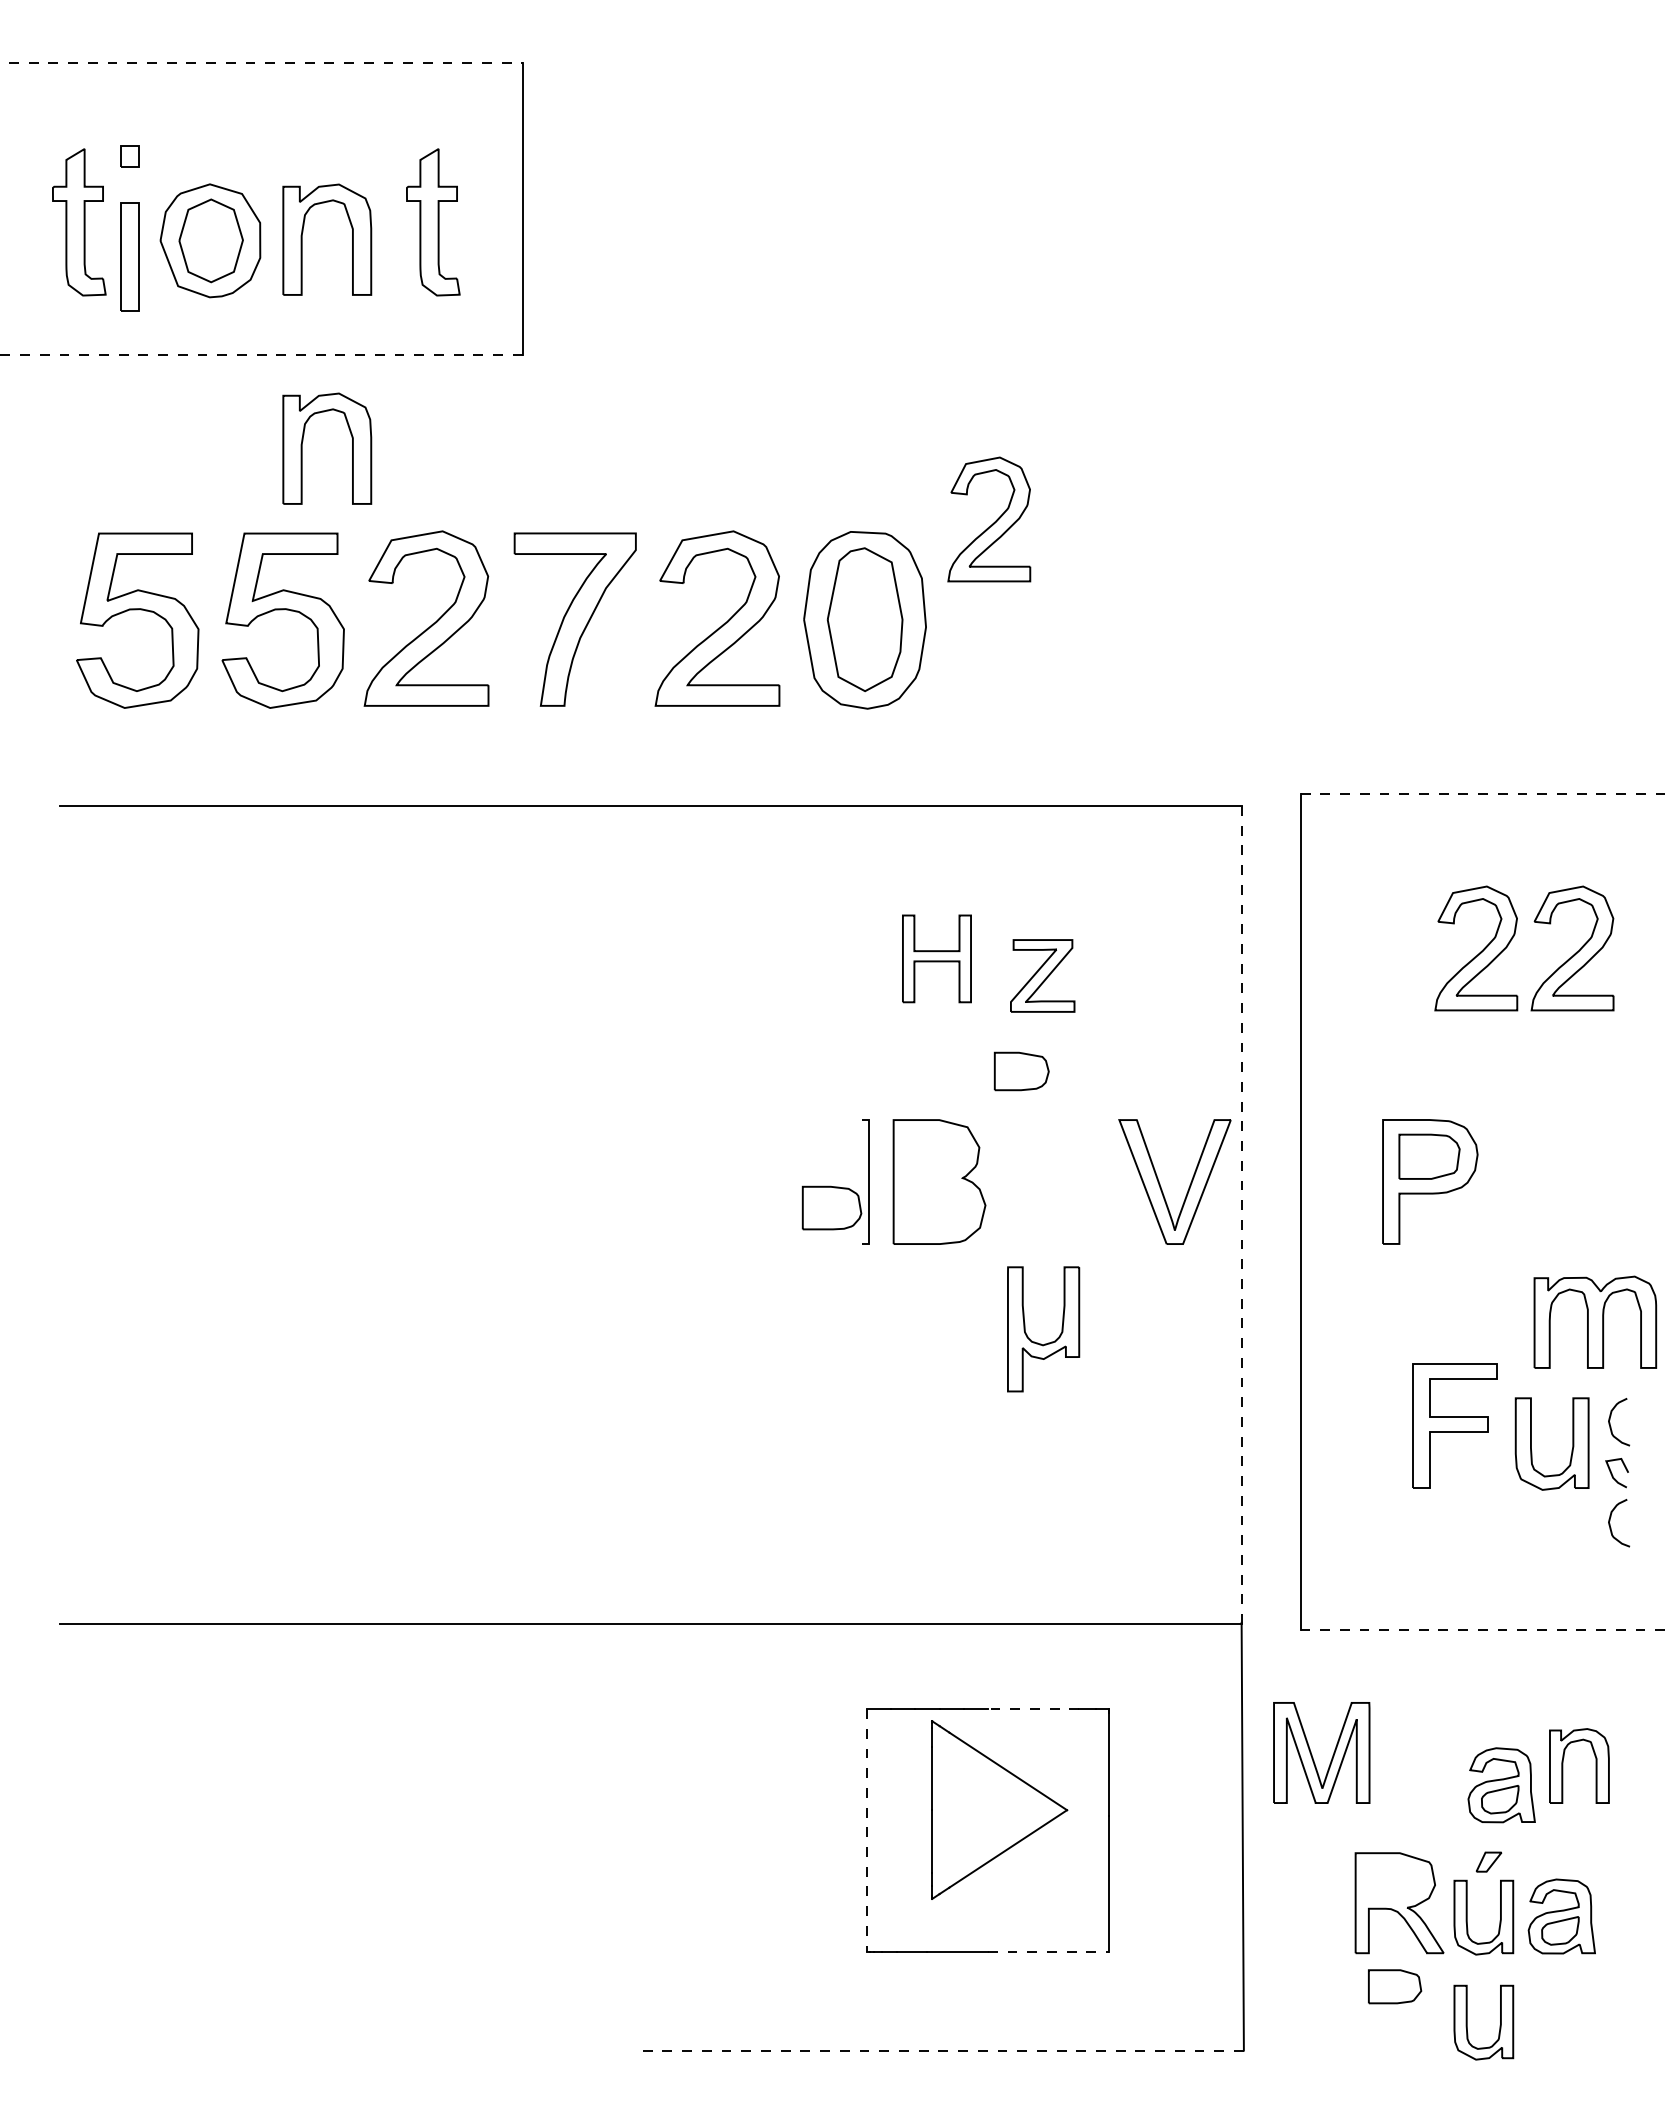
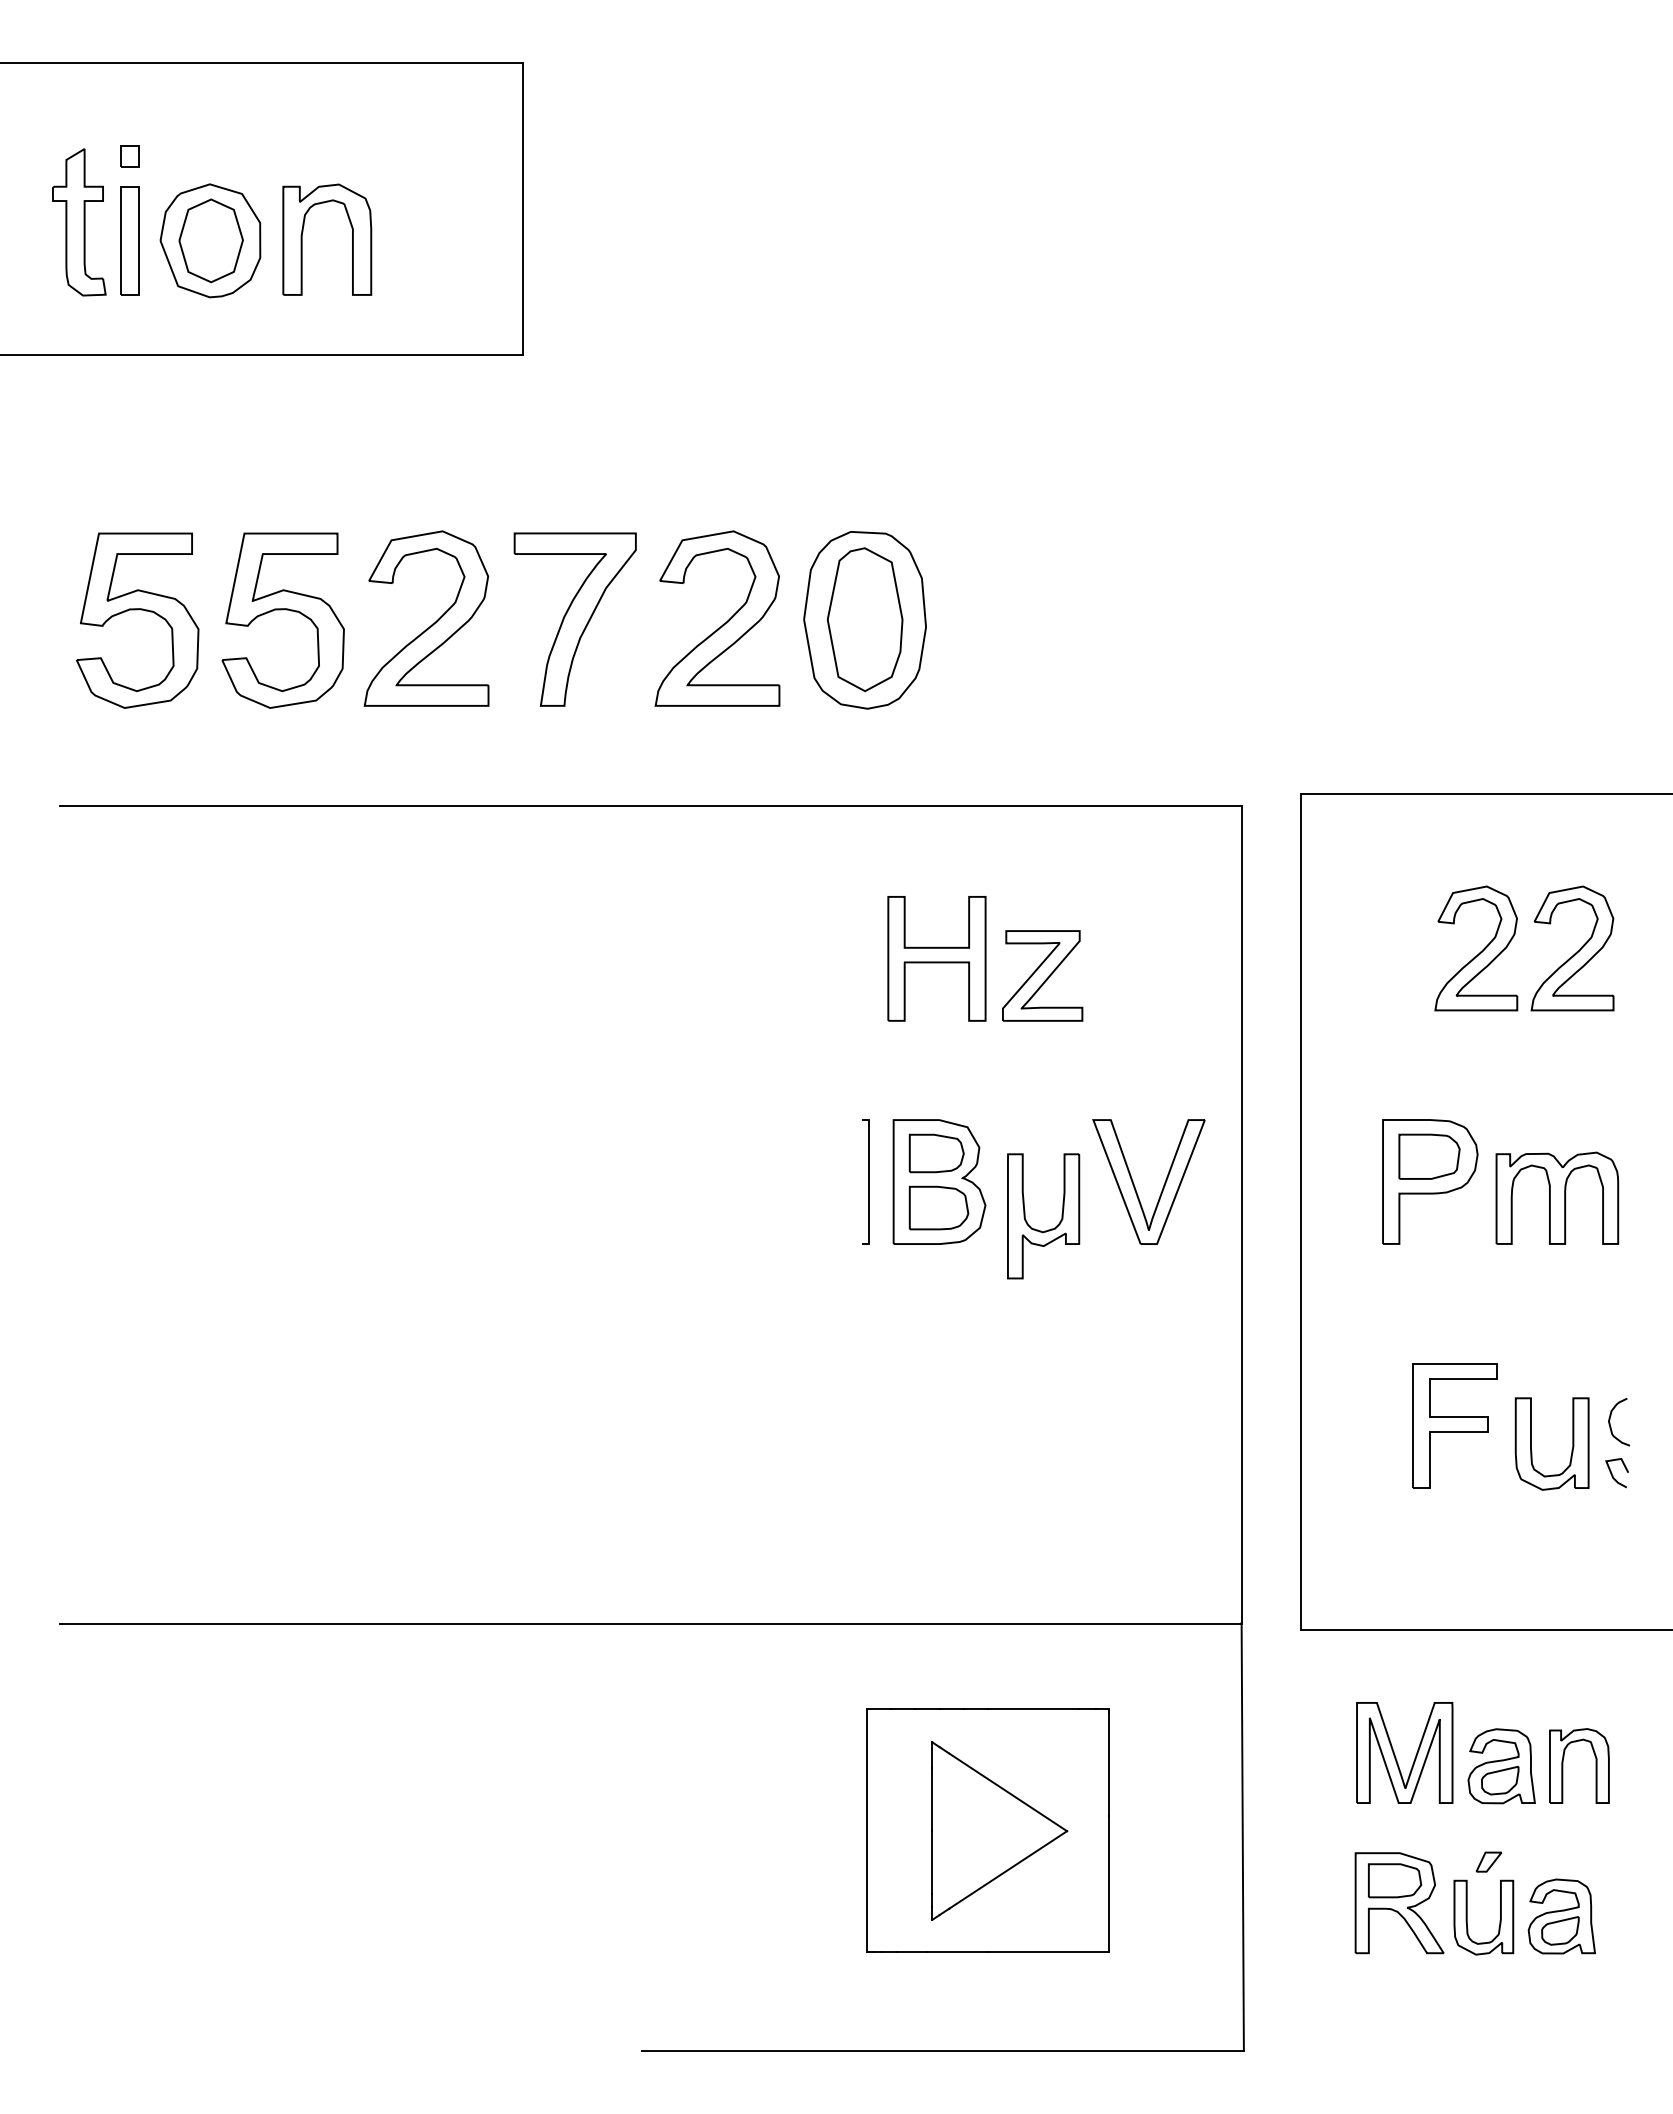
line: dashed -> solid (261, 63)
part: present -> none (433, 222)
part position: (129, 256) -> (129, 240) (129, 240)
line: dashed -> solid (261, 355)
part: present -> none (303, 441)
part: present -> none (989, 519)
line: dashed -> solid (1486, 793)
part size: 70x90 px -> 100x126 px (936, 958)
part size: 66x74 px -> 82x92 px (1042, 975)
part position: (1021, 1071) -> (936, 1153) (936, 1153)
part position: (1161, 1186) -> (1135, 1186) (1135, 1186)
part position: (831, 1207) -> (938, 1207) (938, 1207)
line: dashed -> solid (1242, 1214)
part position: (1595, 1321) -> (1557, 1197) (1557, 1197)
part position: (1038, 1342) -> (1038, 1229) (1038, 1229)
curve: present -> none (1611, 1527)
line: dashed -> solid (1486, 1629)
line: dashed -> solid (1033, 1709)
part position: (1312, 1754) -> (1395, 1754) (1395, 1754)
part position: (1501, 1785) -> (1501, 1766) (1501, 1766)
part position: (999, 1809) -> (999, 1830) (999, 1830)
line: dashed -> solid (866, 1831)
line: dashed -> solid (1048, 1952)
part position: (1395, 1986) -> (1395, 1880) (1395, 1880)
part: present -> none (1467, 2022)
line: dashed -> solid (942, 2050)
